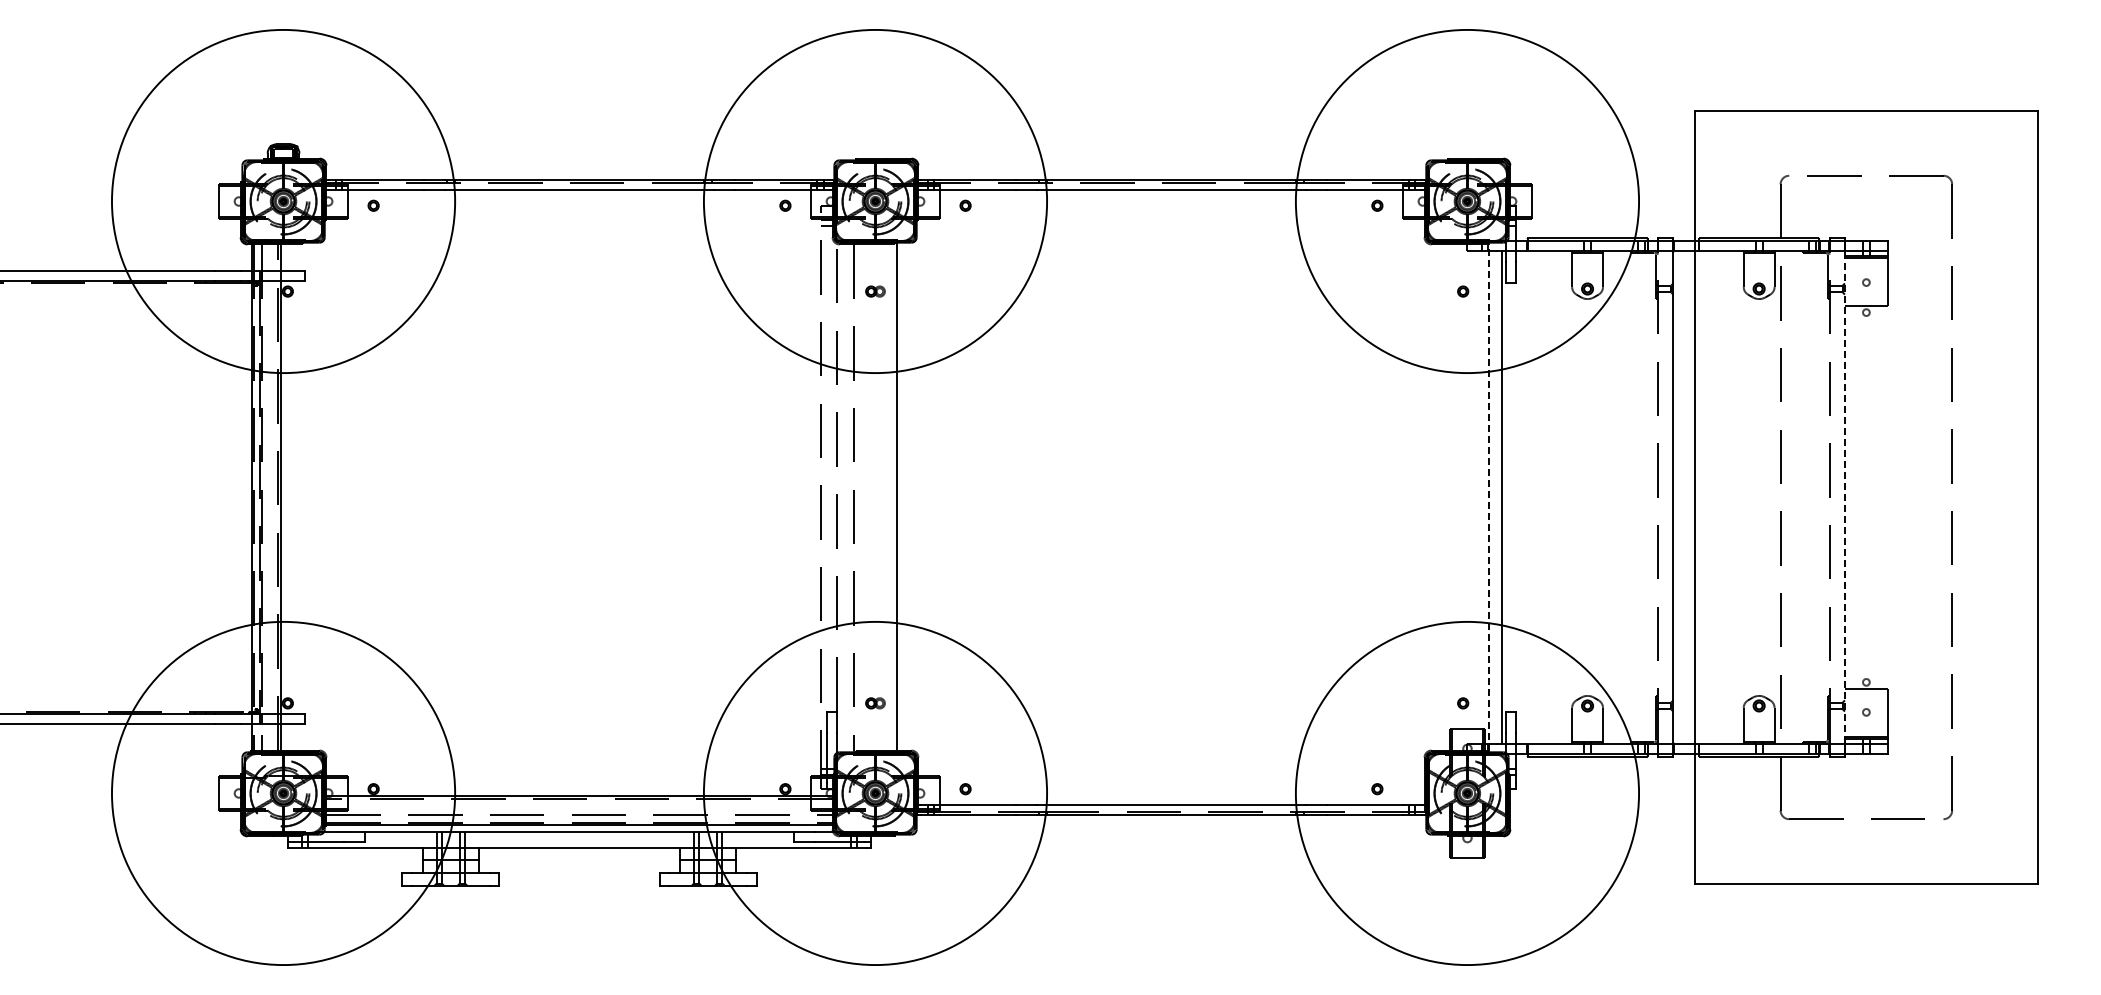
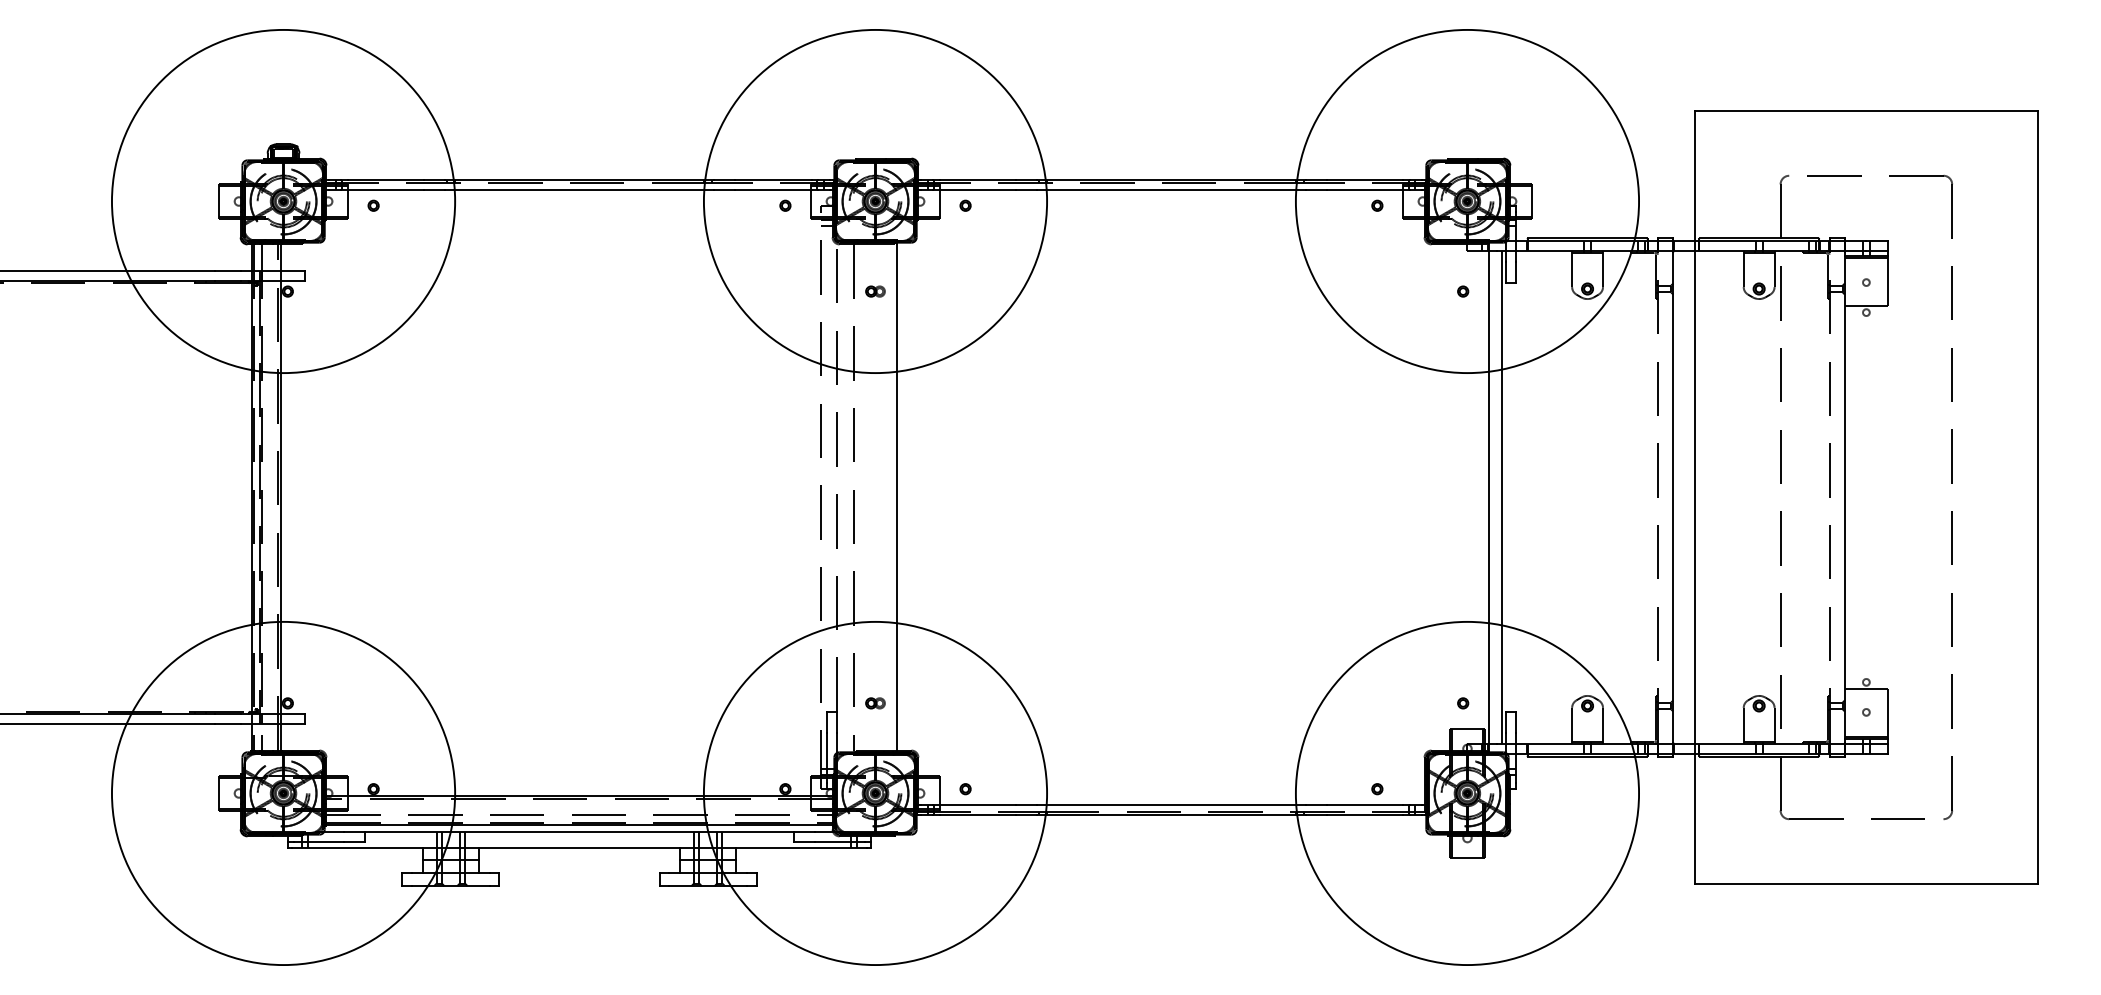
line: dashed -> solid (1488, 496)
line: dashed -> solid (1844, 496)
